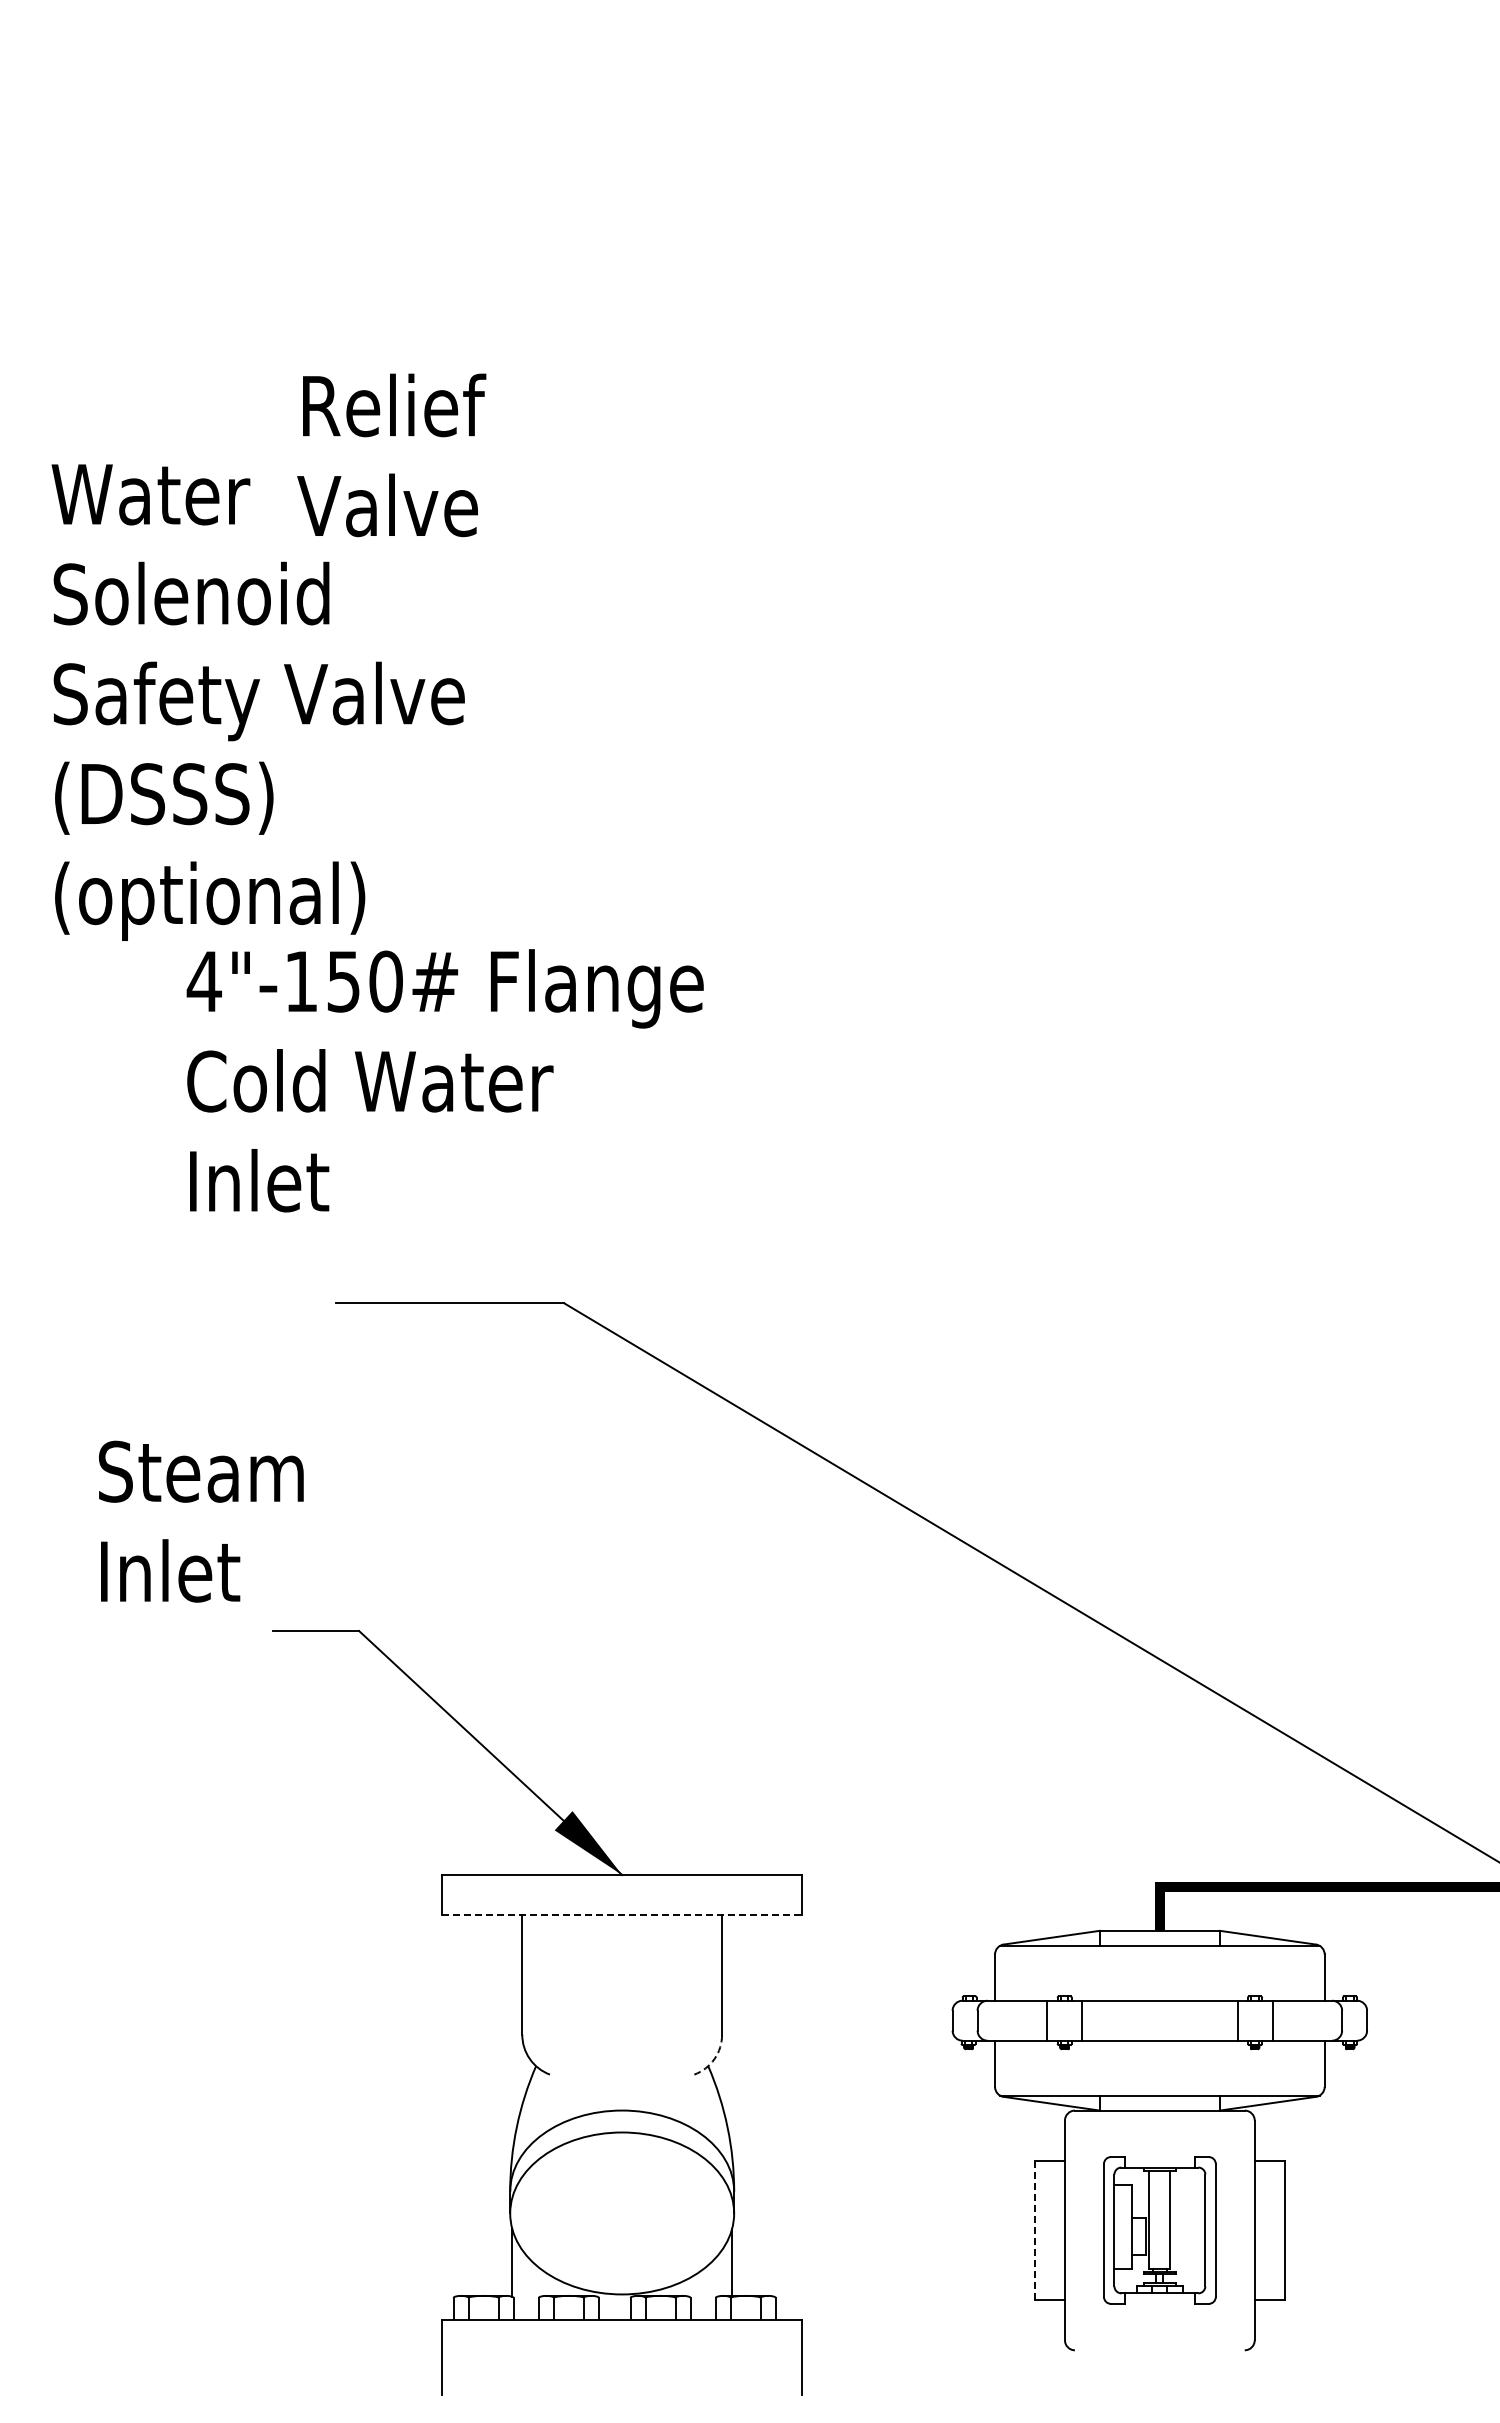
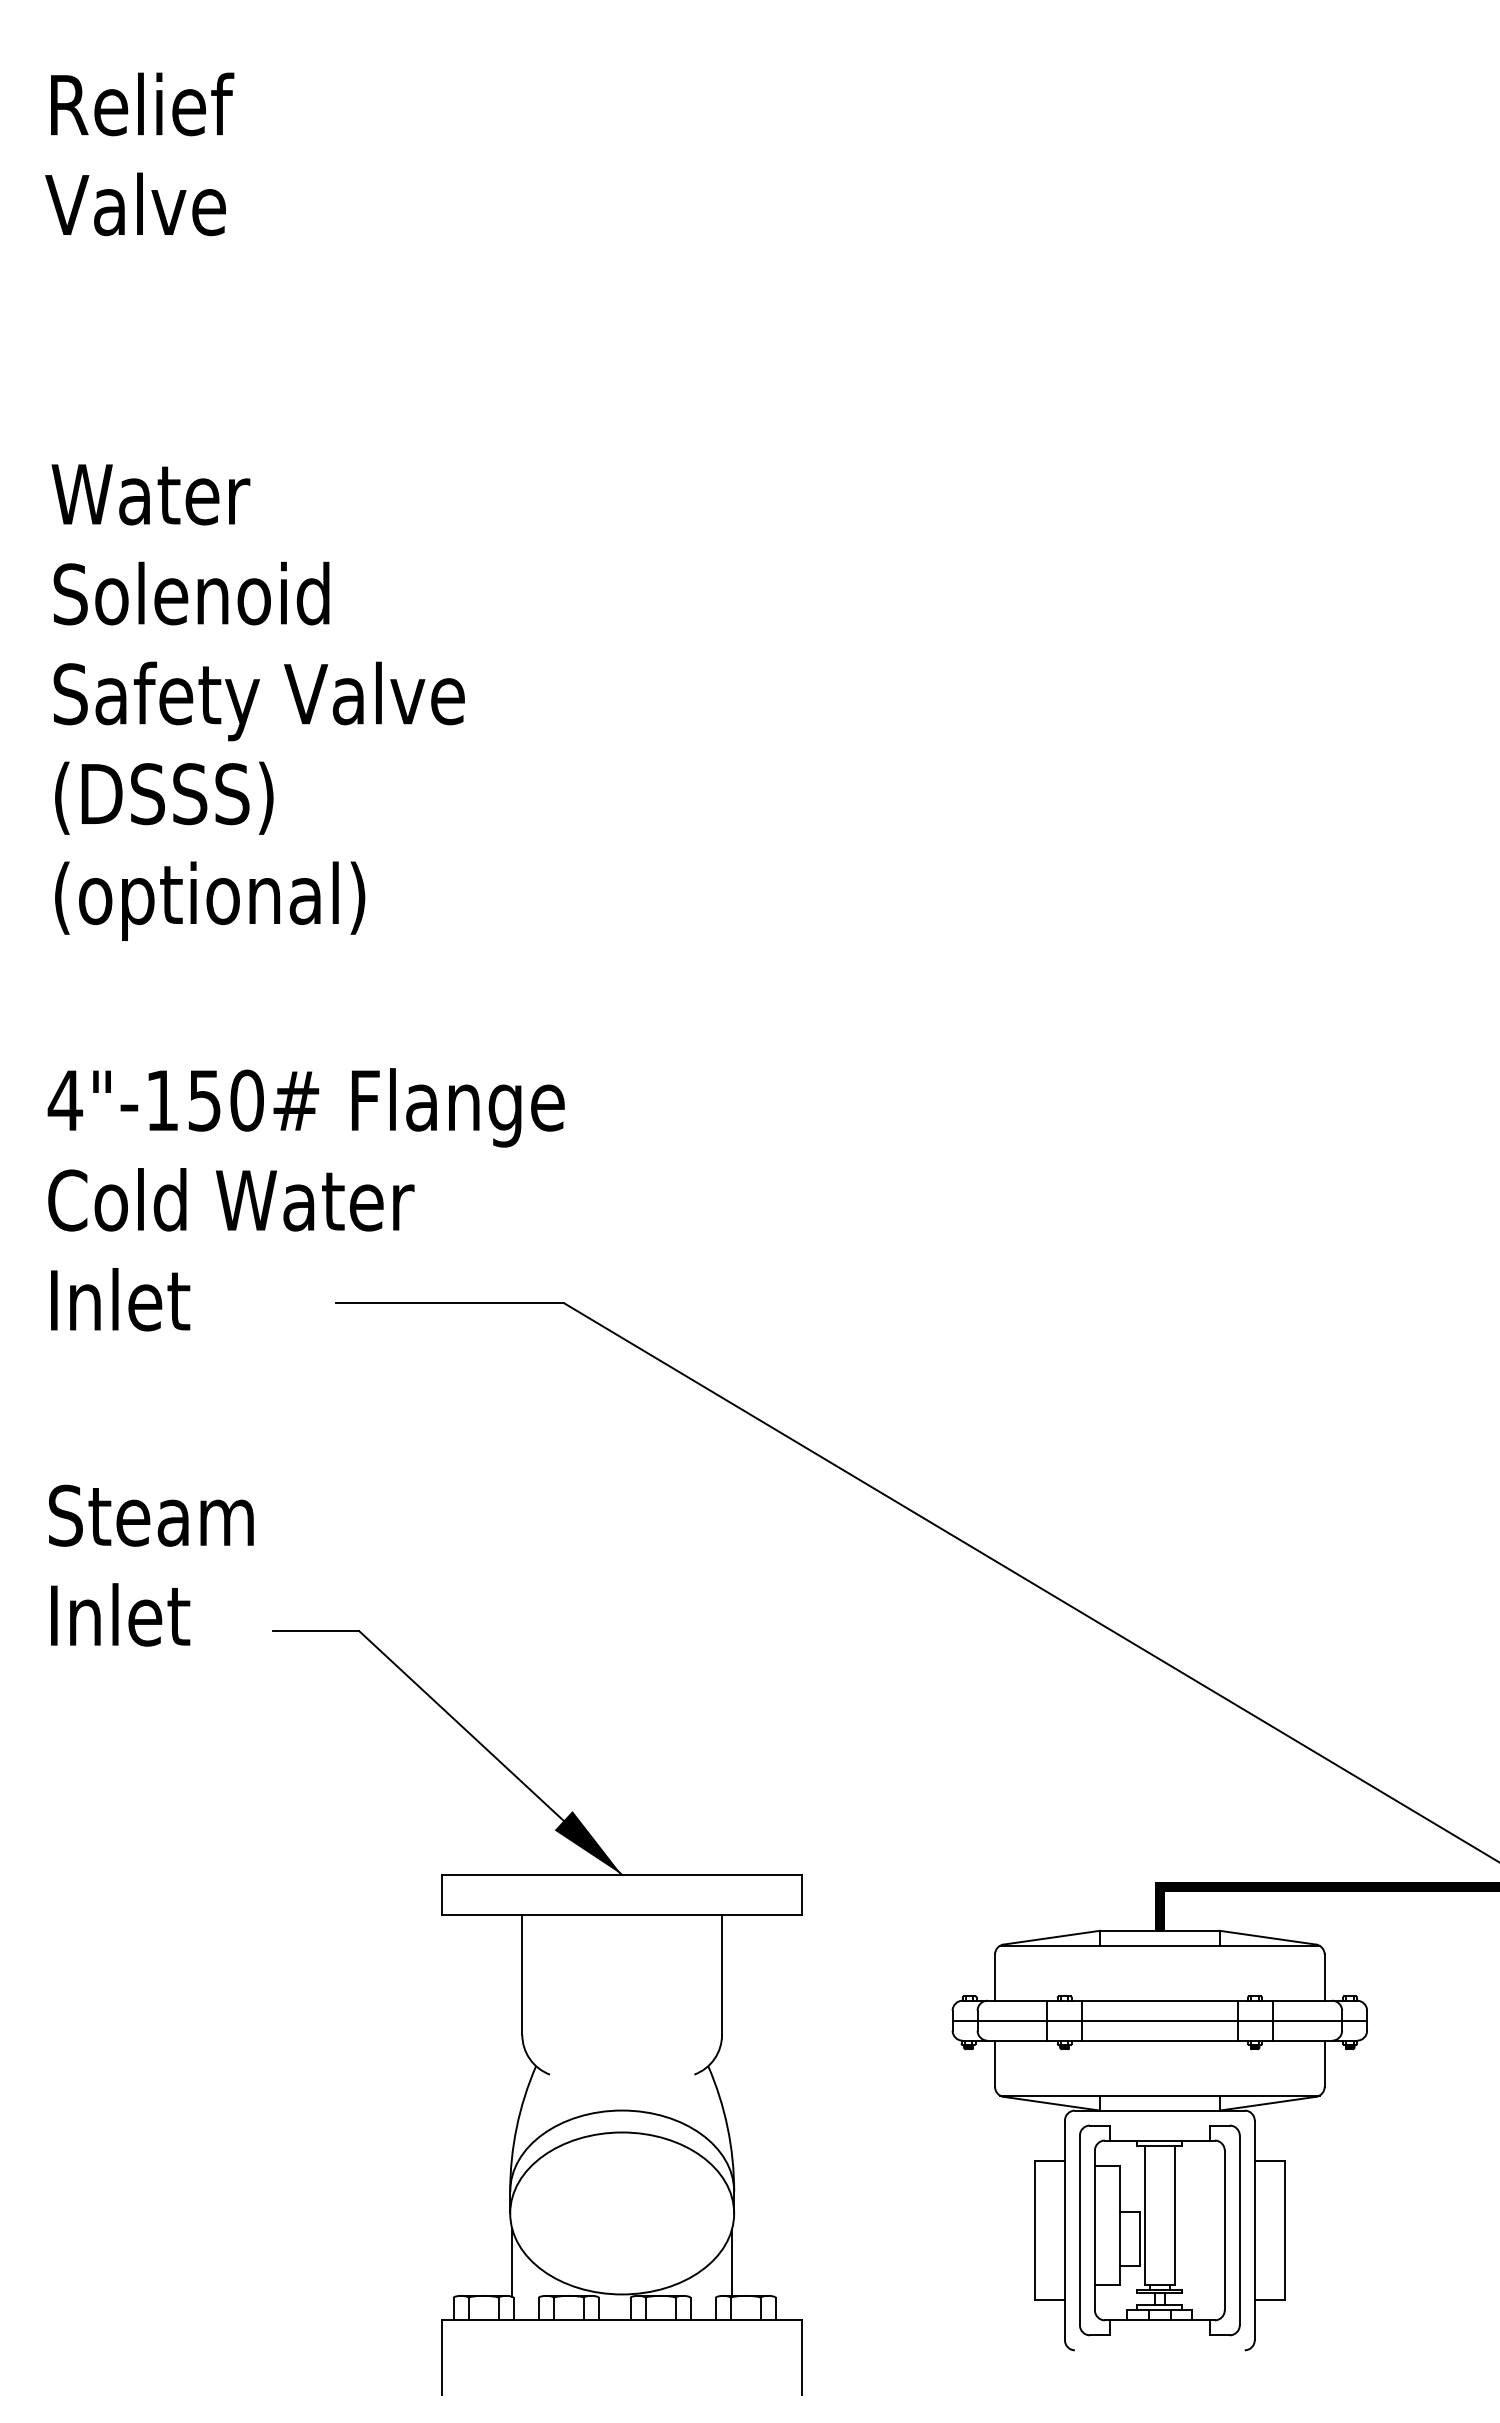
text position: (391, 455) -> (139, 154) (139, 154)
text position: (444, 1080) -> (305, 1199) (305, 1199)
text position: (201, 1521) -> (151, 1565) (151, 1565)
line: dashed -> solid (622, 1915)
line: none -> present (1159, 2020)
arc: dashed -> solid (714, 2058)
line: dashed -> solid (1035, 2230)
part size: 114x149 px -> 162x213 px (1159, 2230)
